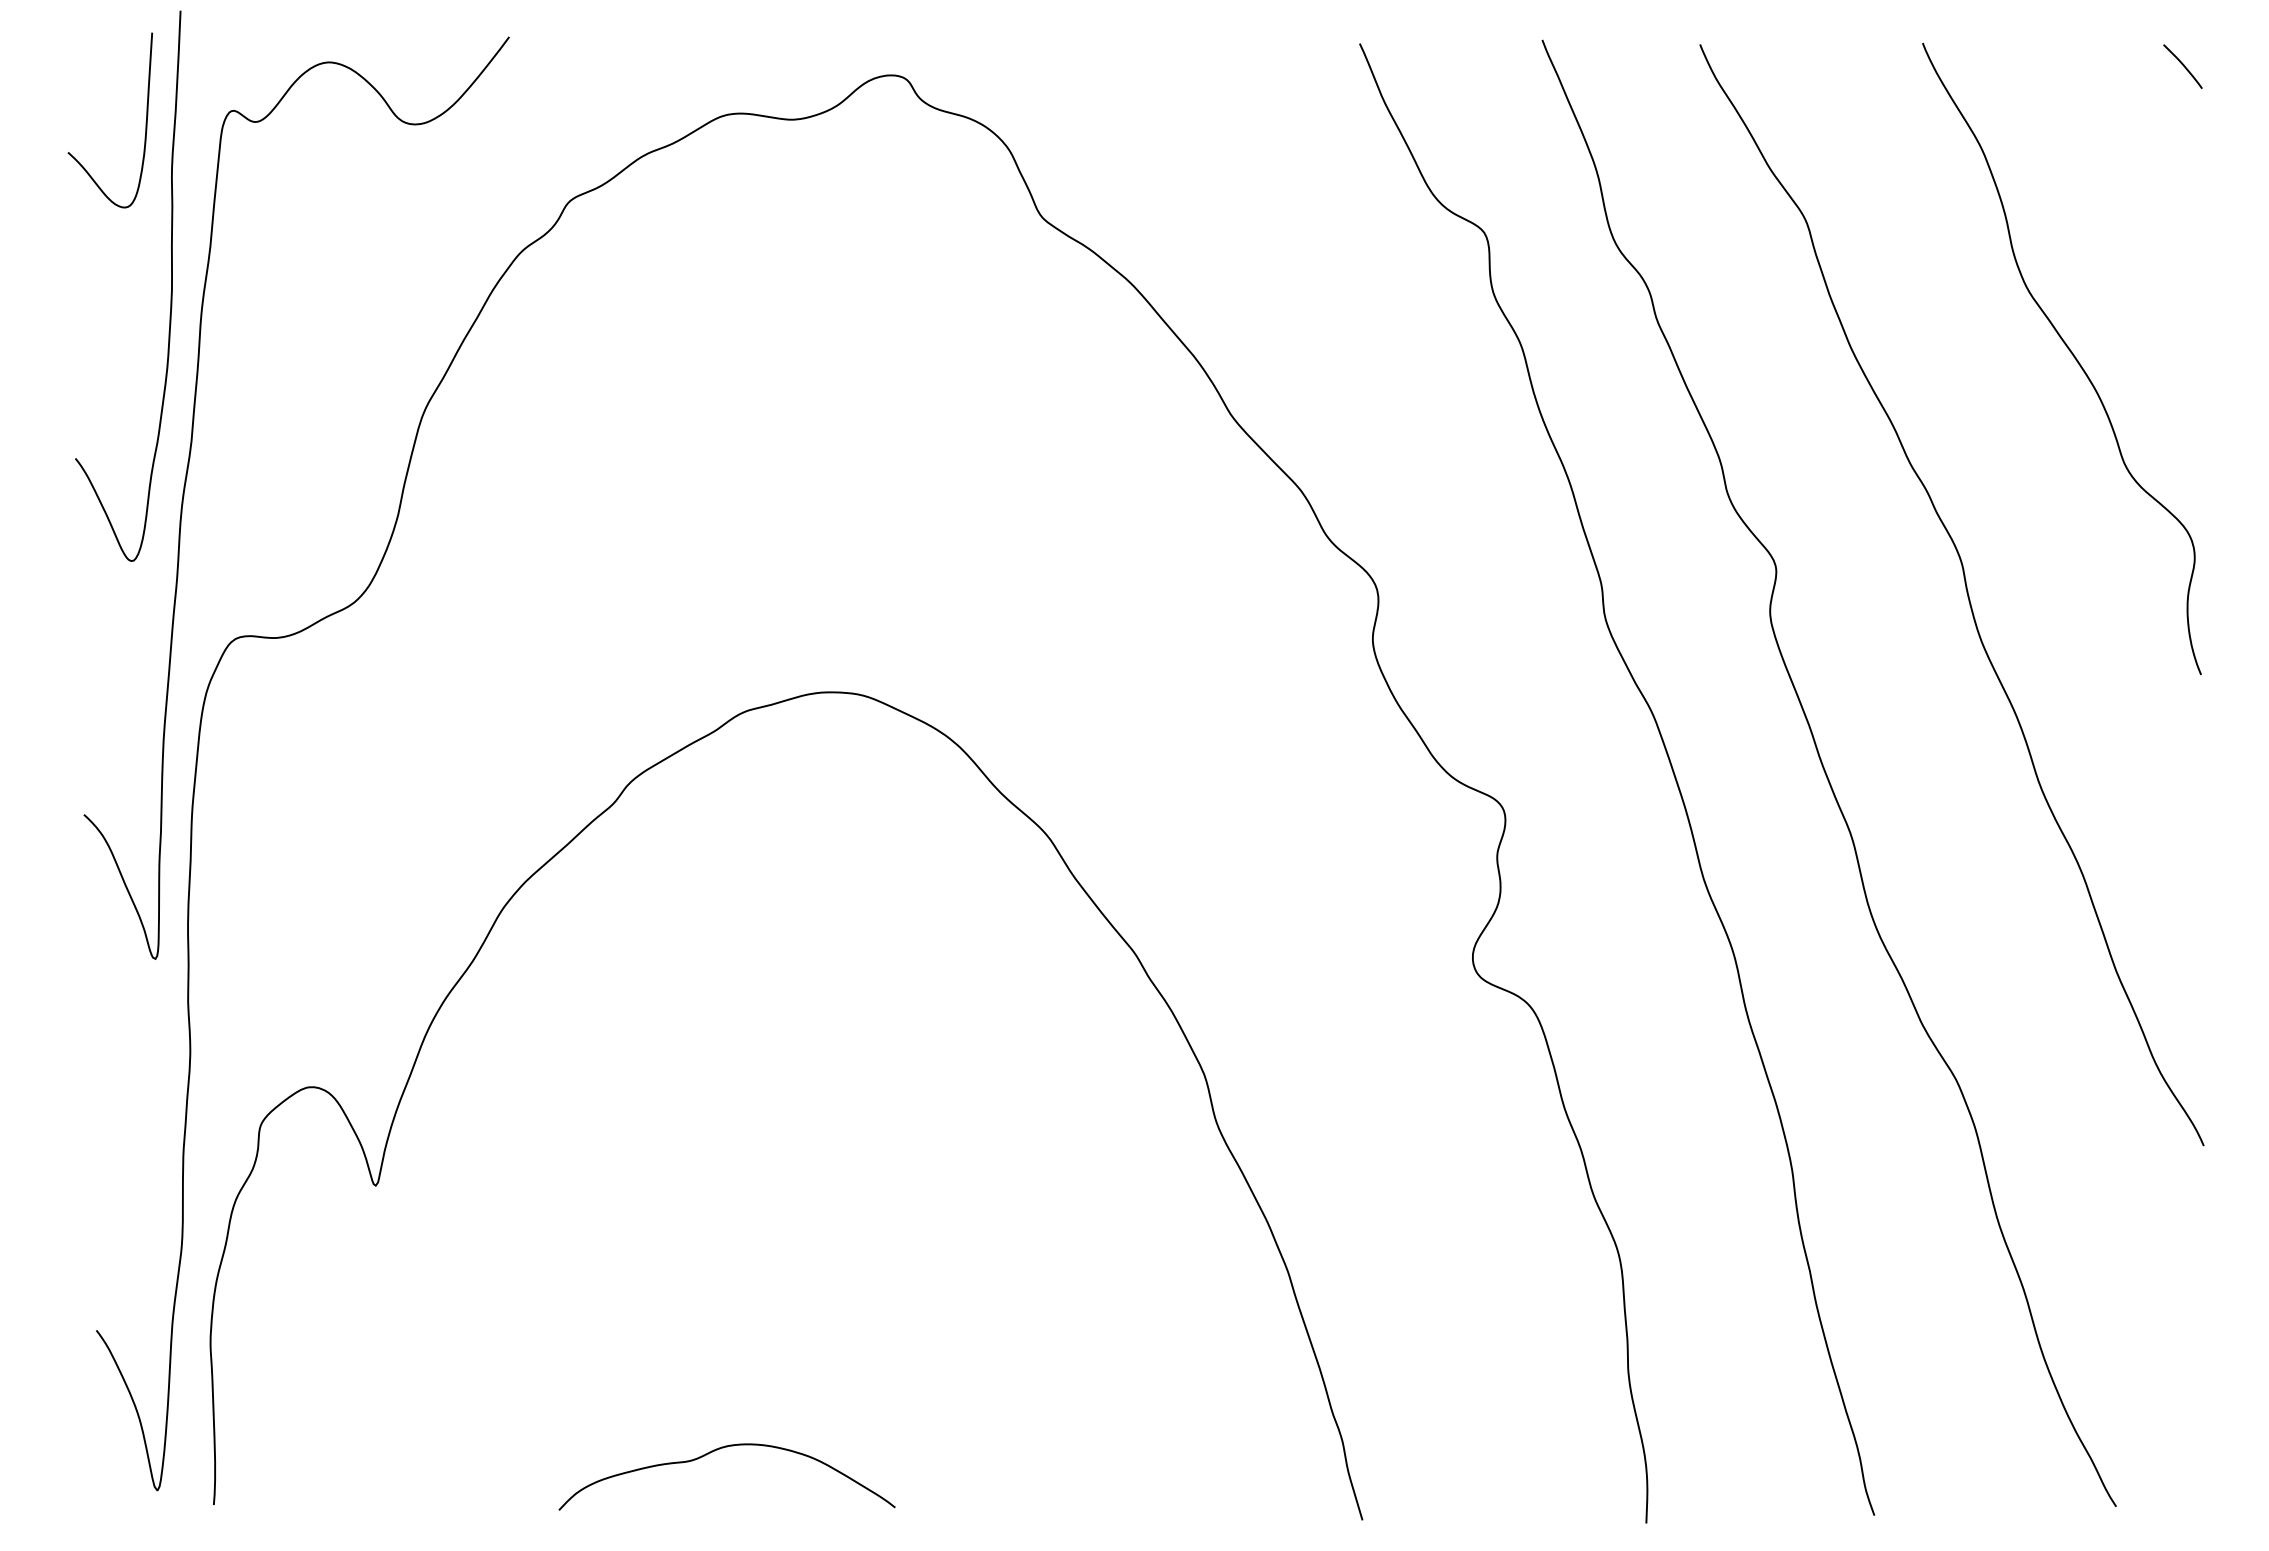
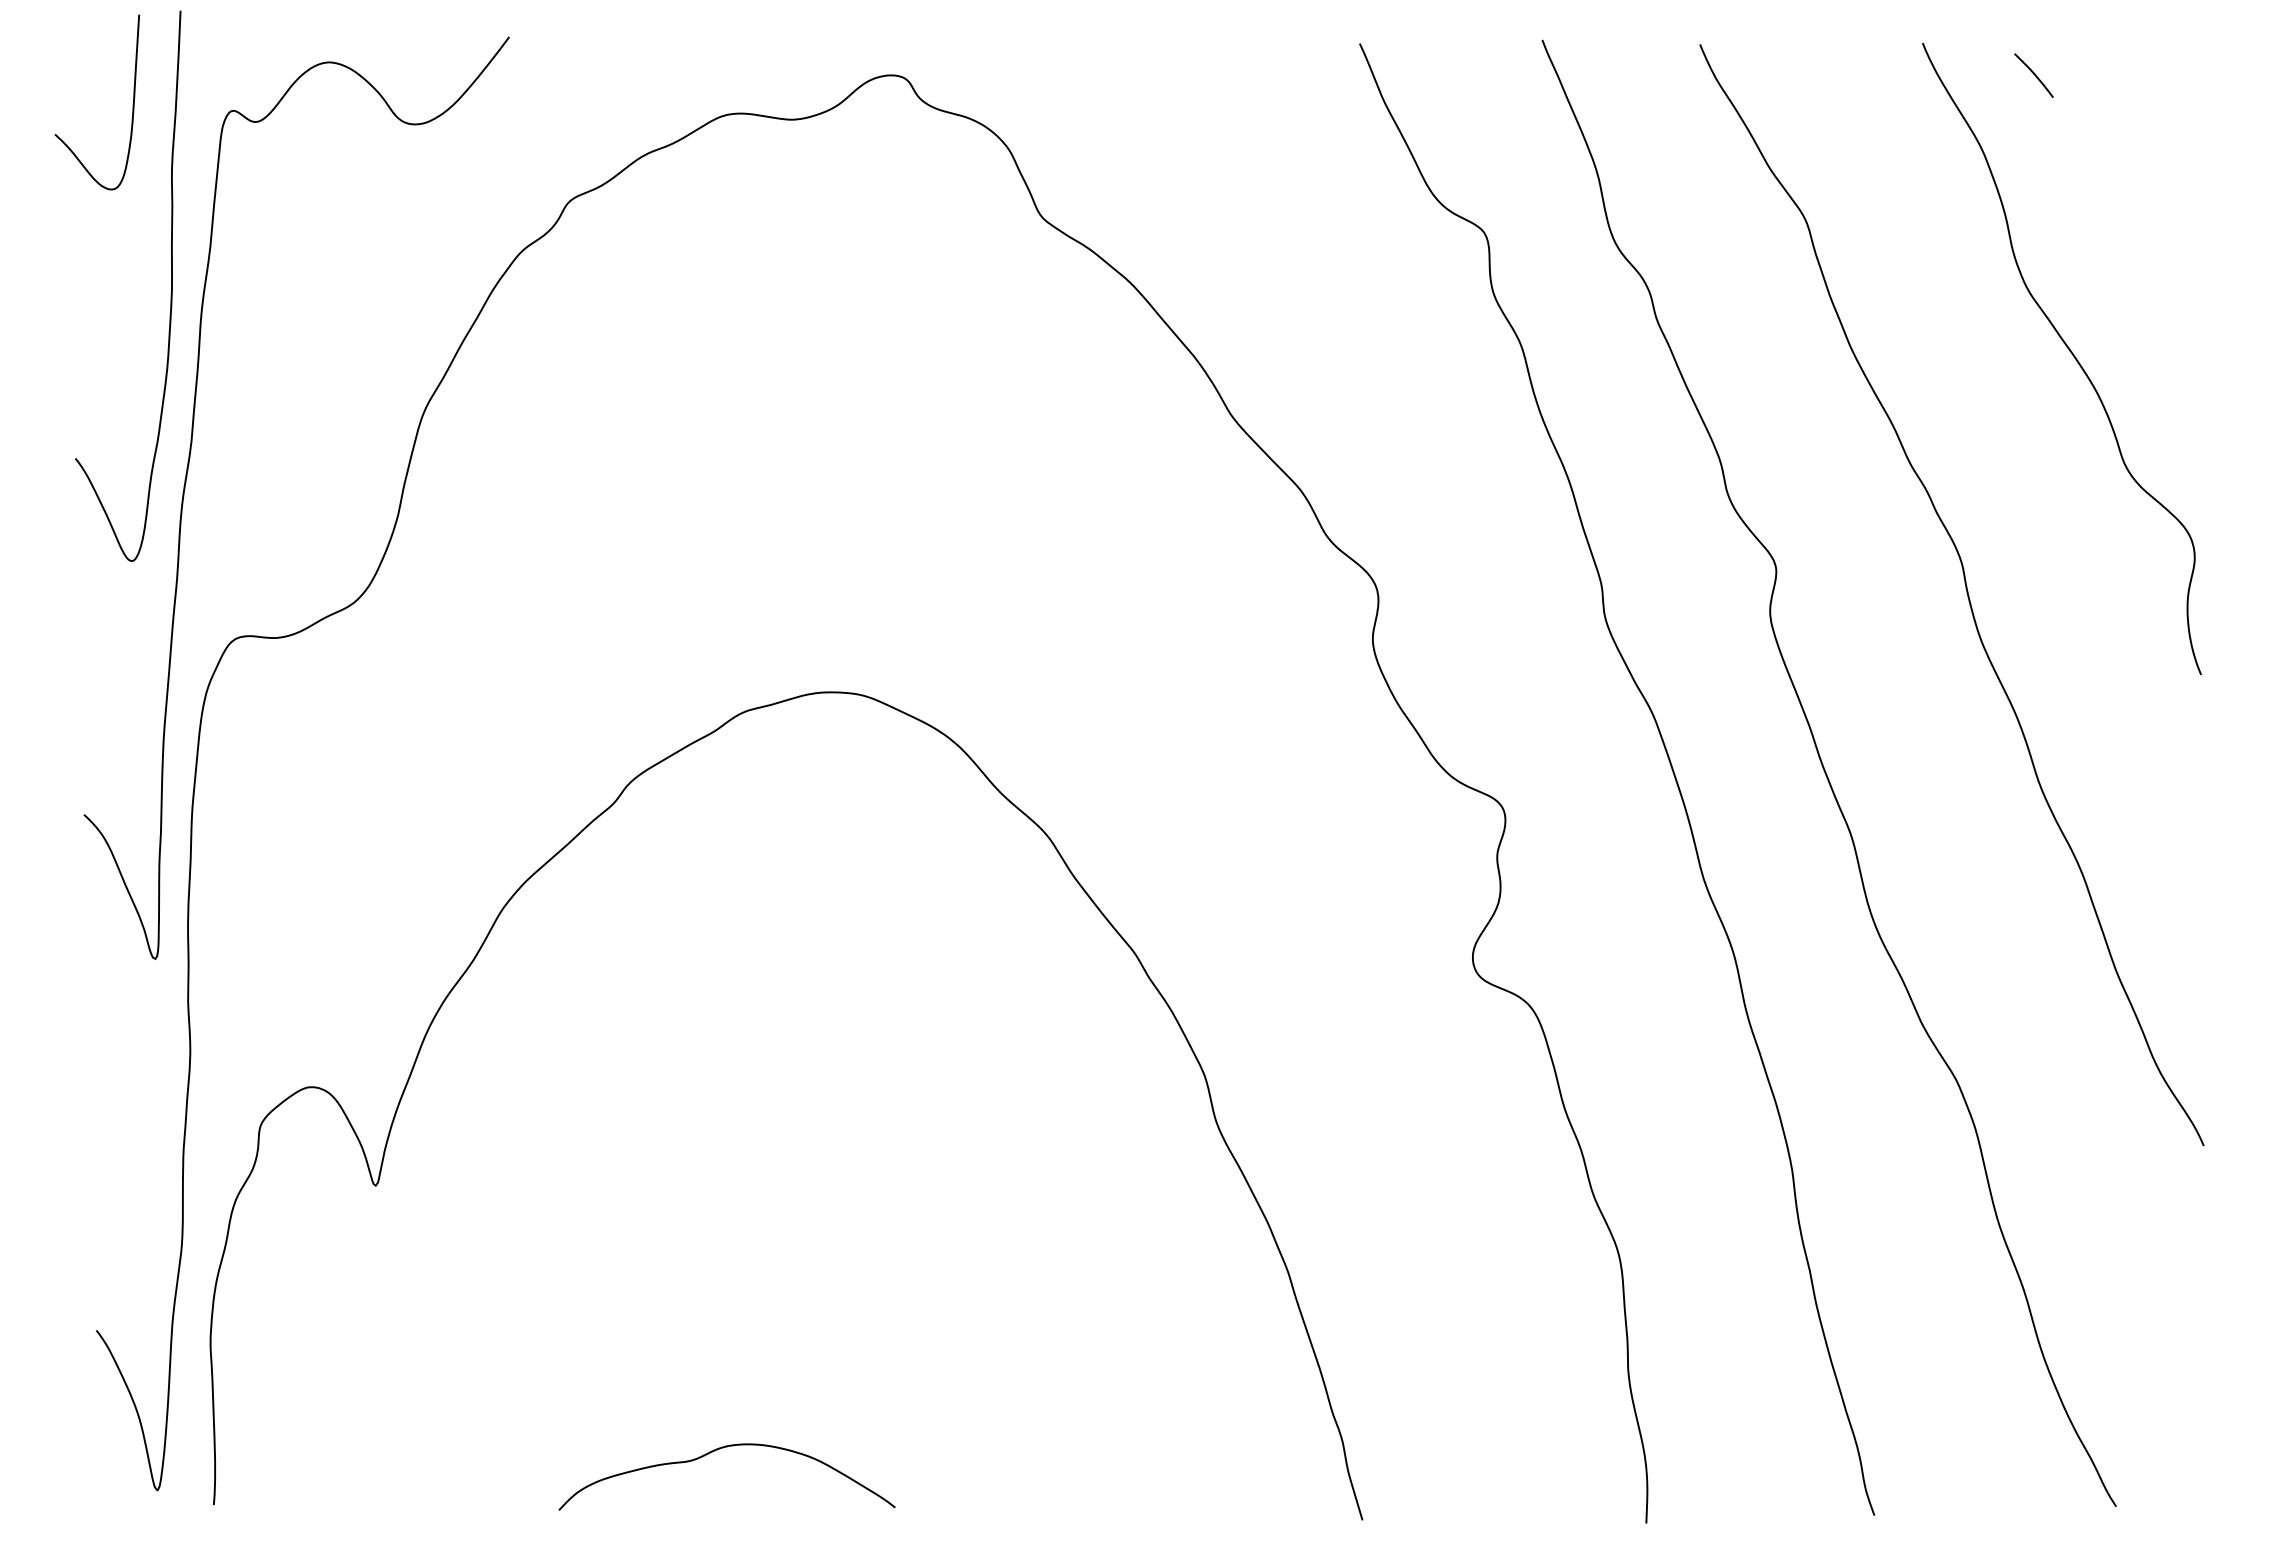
curve position: (2182, 65) -> (2033, 74) (2033, 74)
curve position: (145, 121) -> (132, 103) (132, 103)
